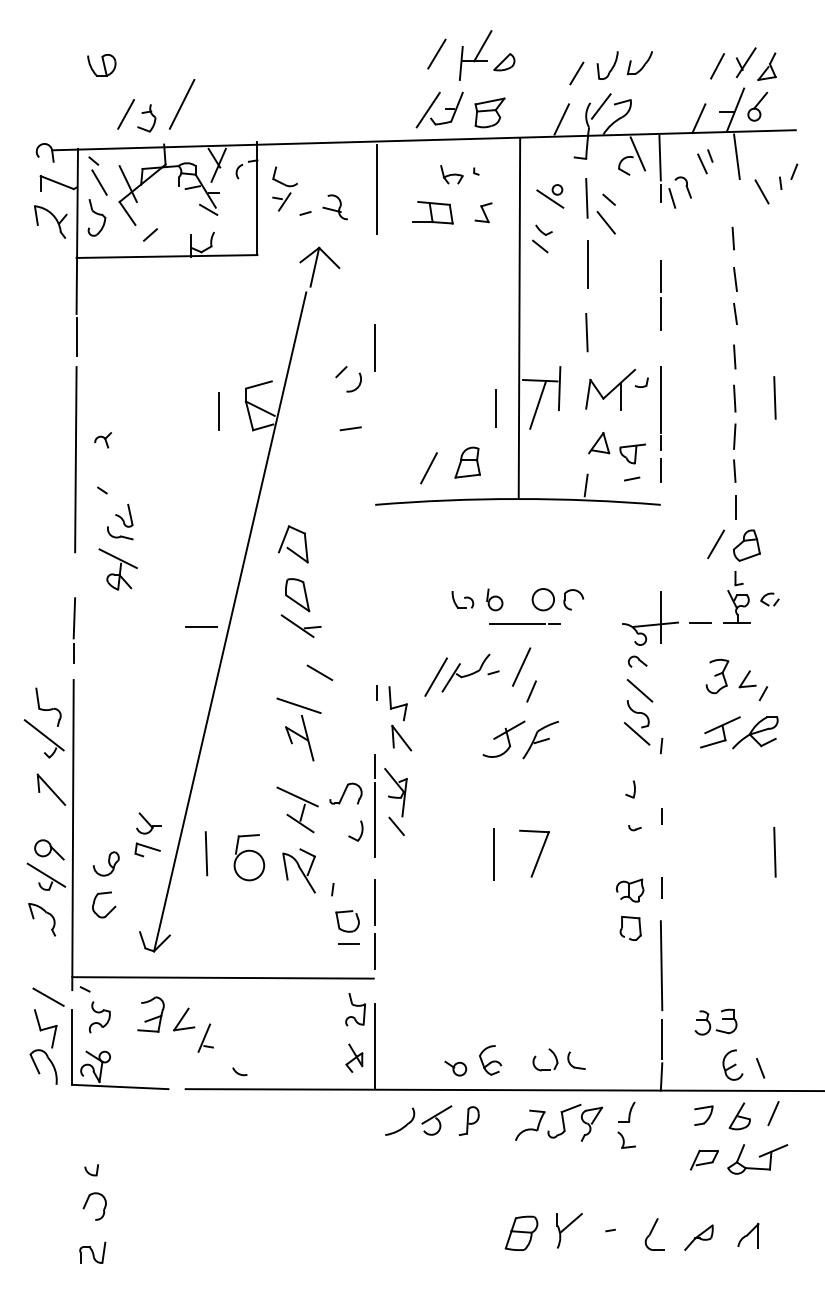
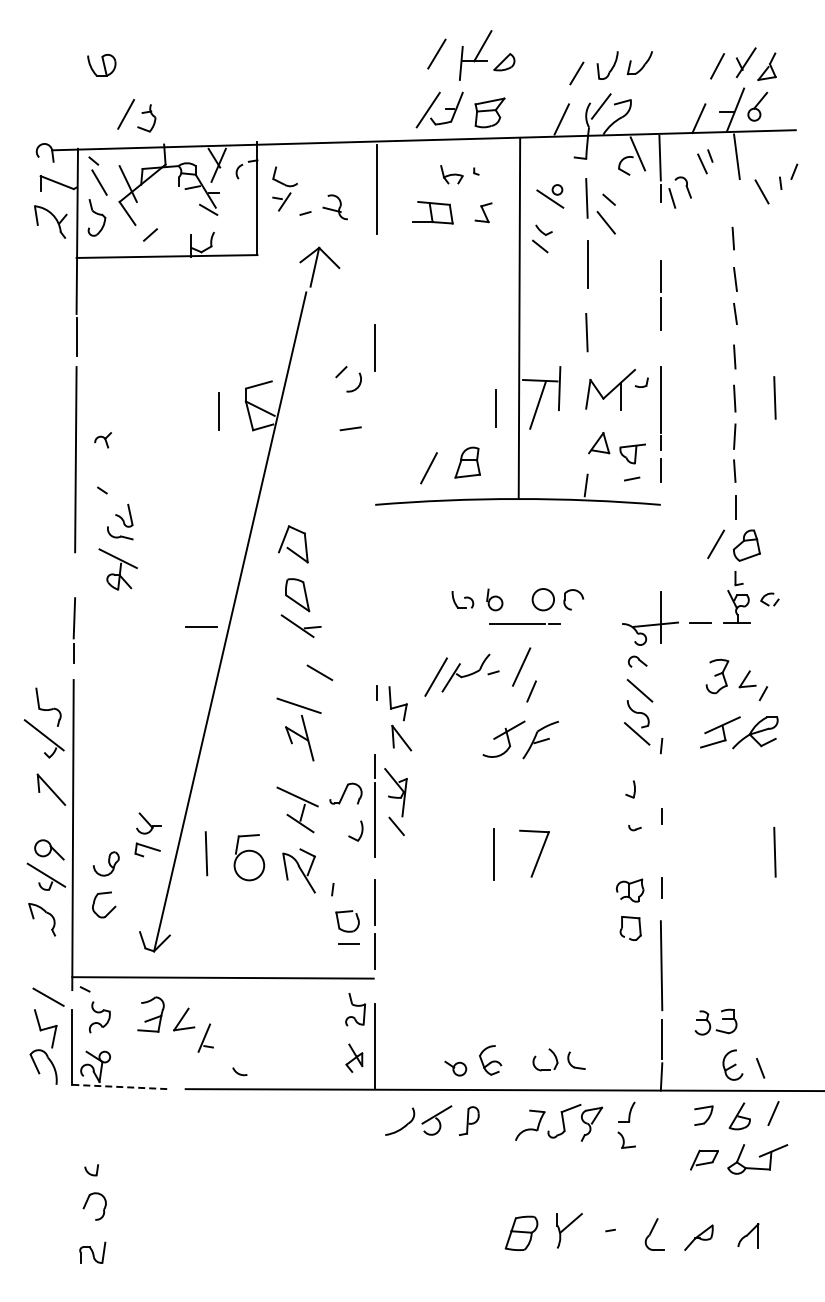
line: present -> none (181, 103)
line: solid -> dashed (120, 1087)
